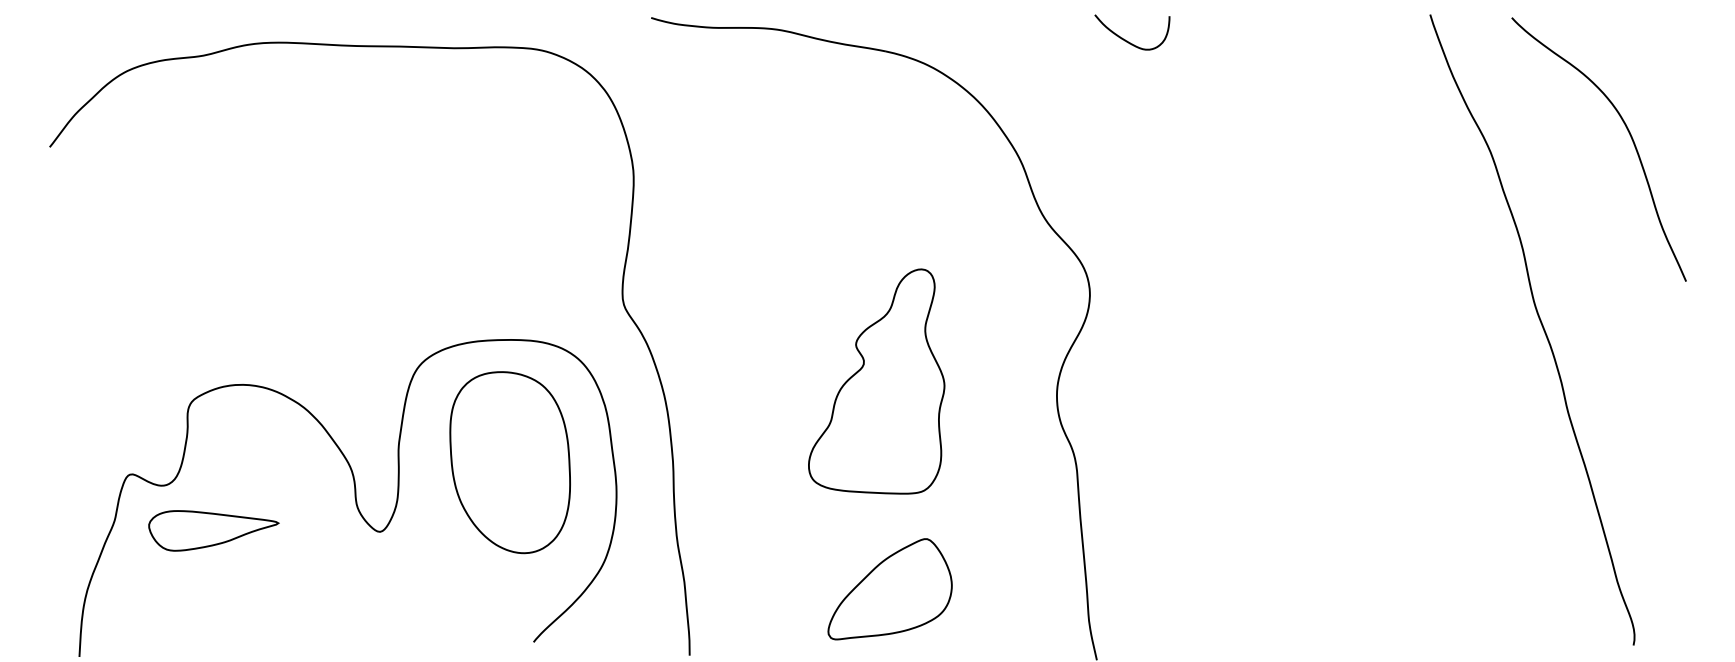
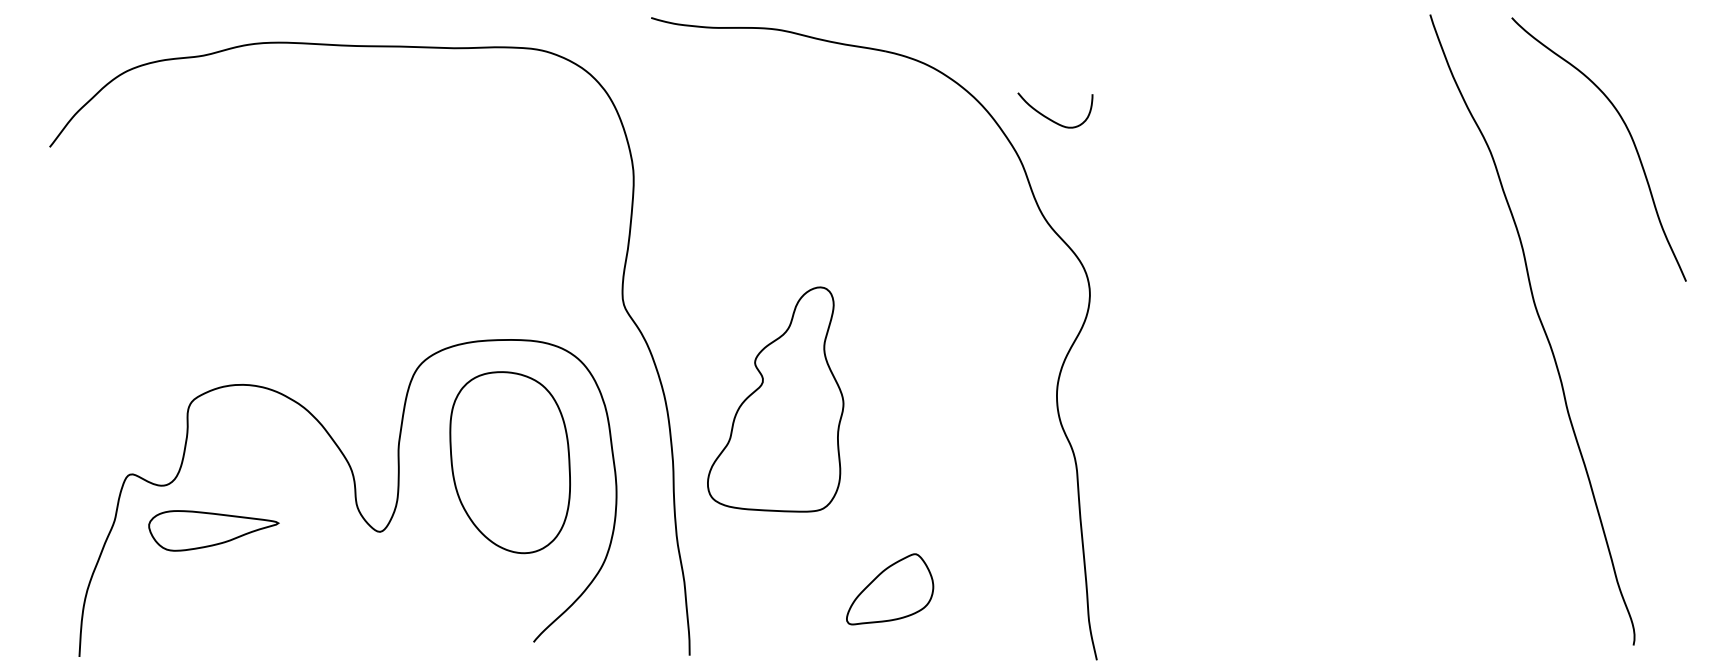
curve position: (1127, 40) -> (1050, 118) (1050, 118)
part position: (876, 381) -> (775, 399) (775, 399)
part size: 126x103 px -> 89x73 px (890, 589)
